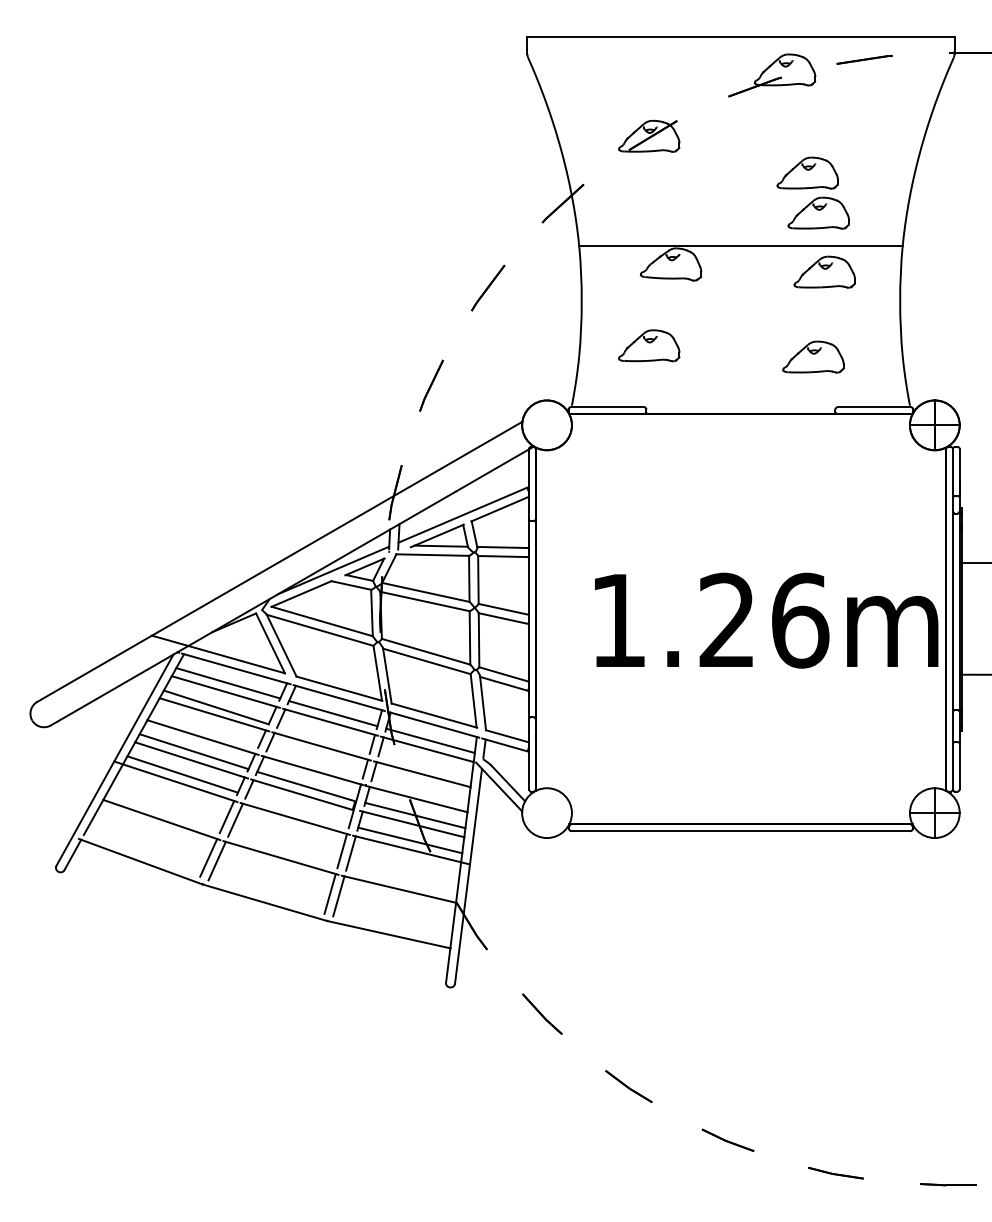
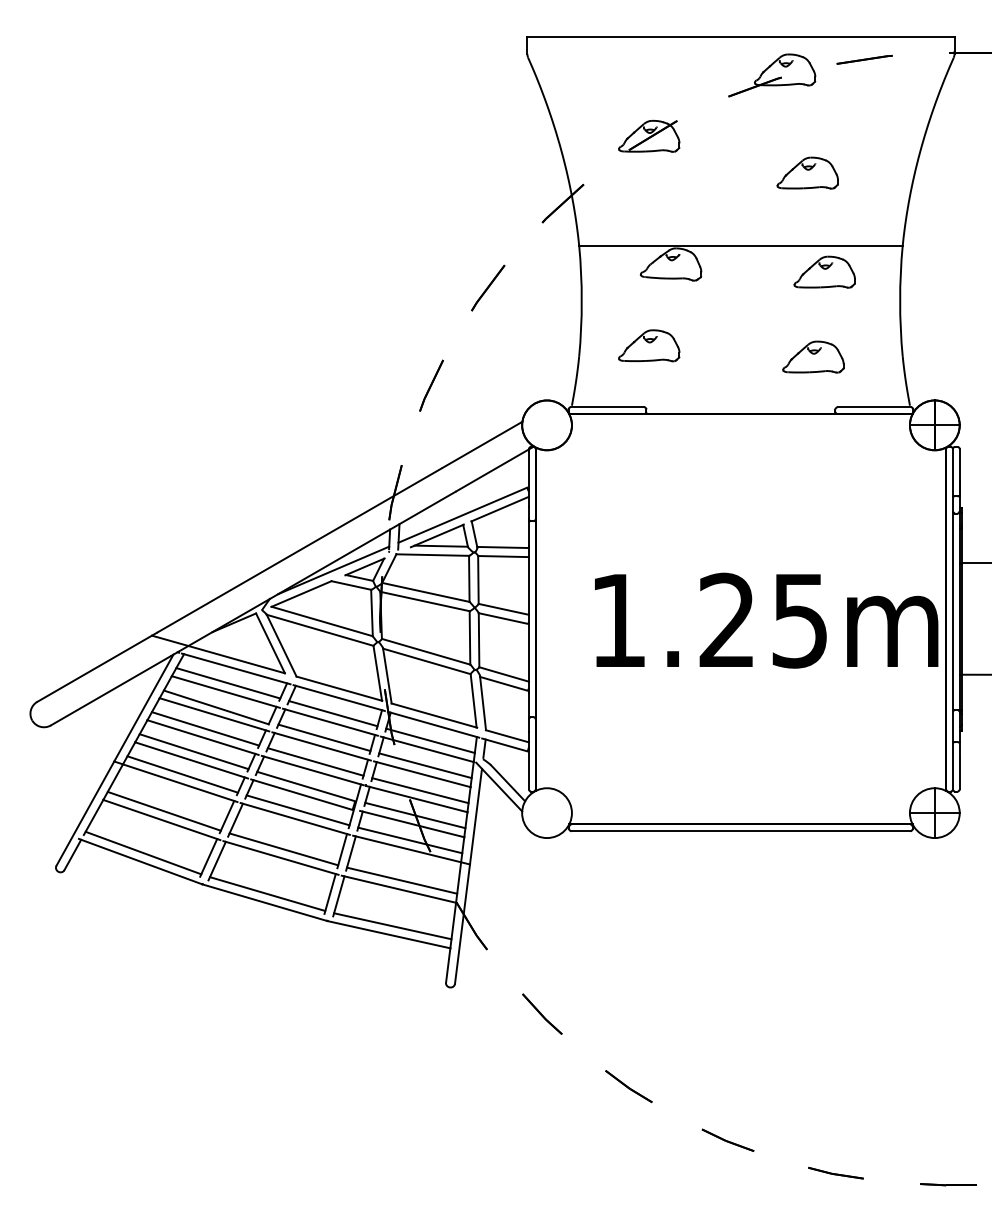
part: present -> none (818, 212)
text: 1.26m -> 1.25m (800, 620)
line: none -> present (205, 728)
line: none -> present (324, 737)
line: none -> present (315, 761)
line: none -> present (425, 765)
line: none -> present (420, 790)
line: none -> present (163, 810)
line: none -> present (297, 810)
line: none -> present (283, 849)
line: none -> present (143, 852)
line: none -> present (402, 880)
line: none -> present (267, 894)
line: none -> present (392, 926)
